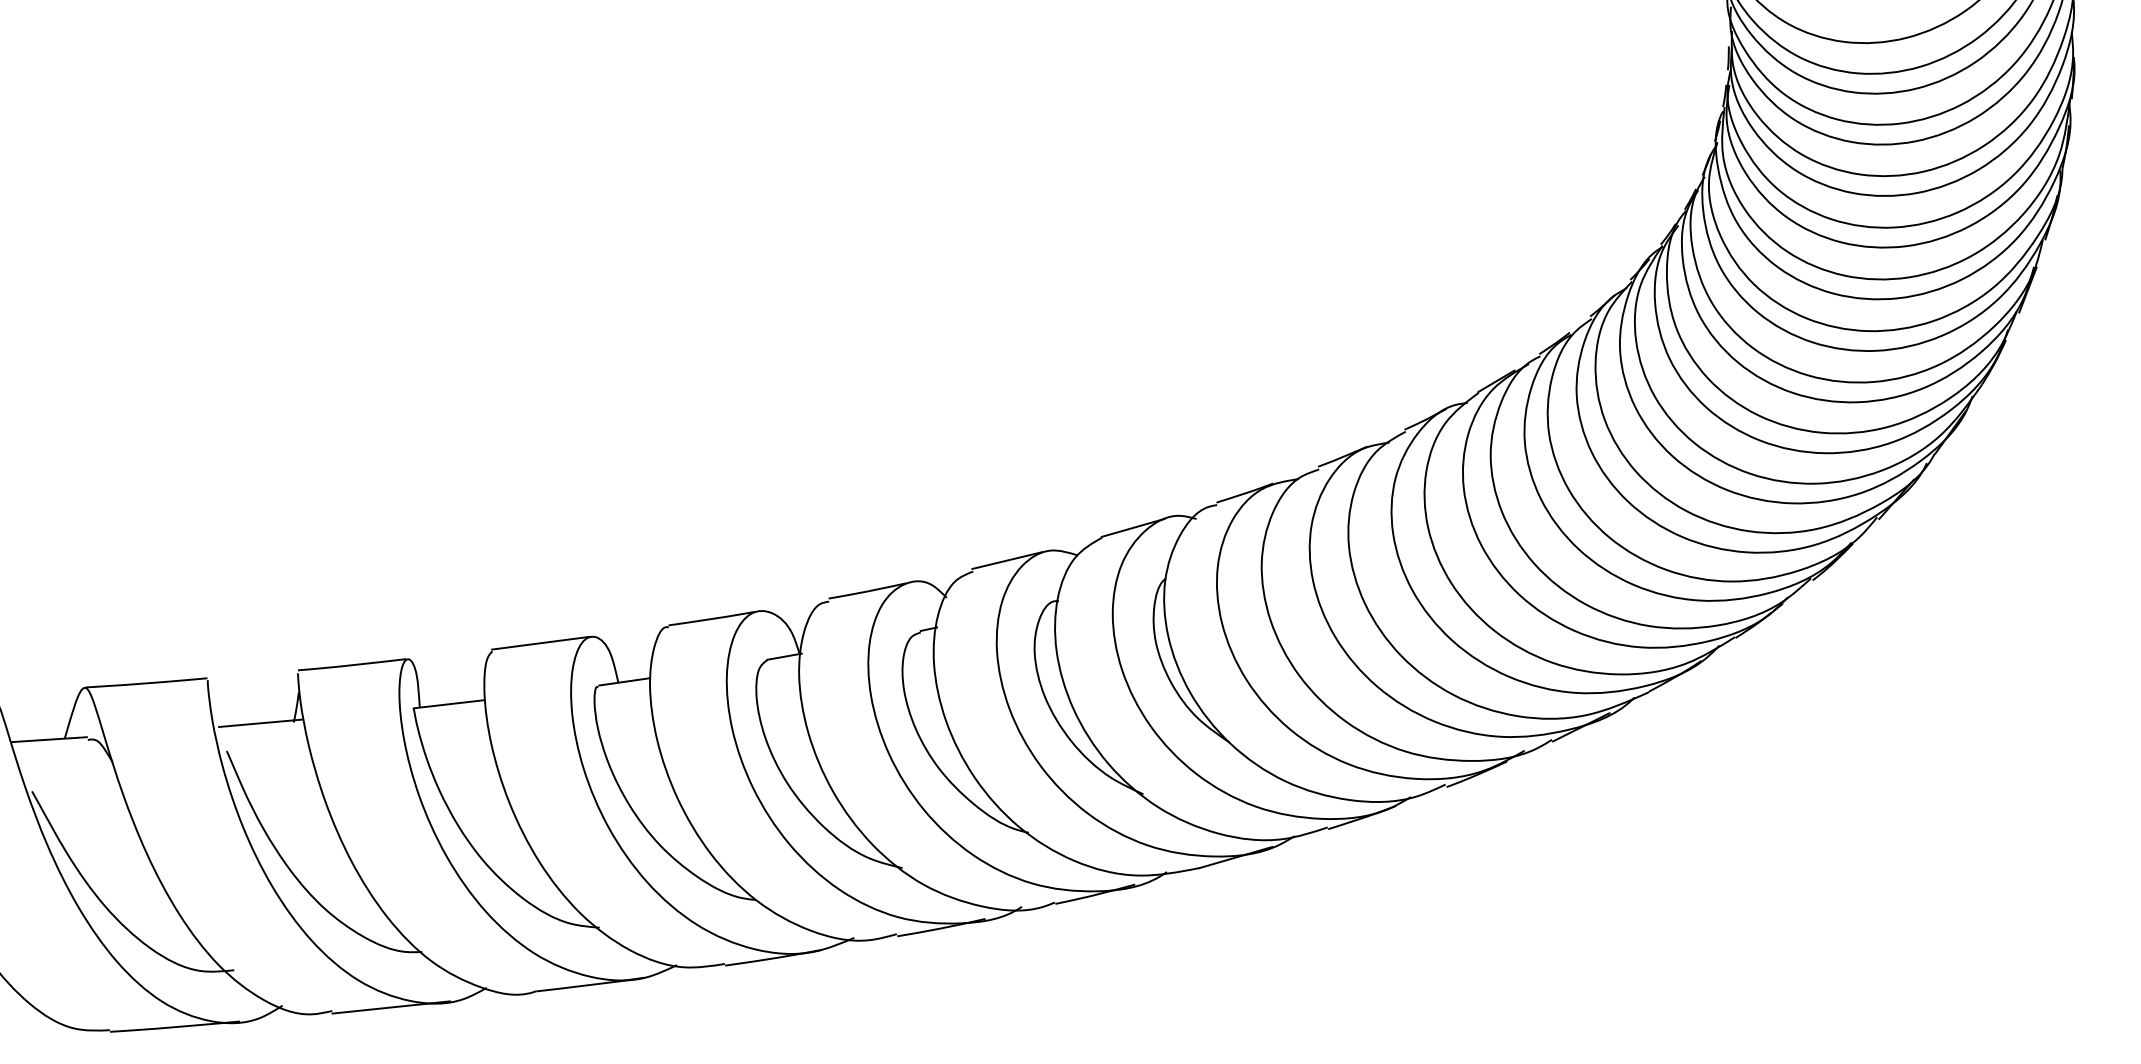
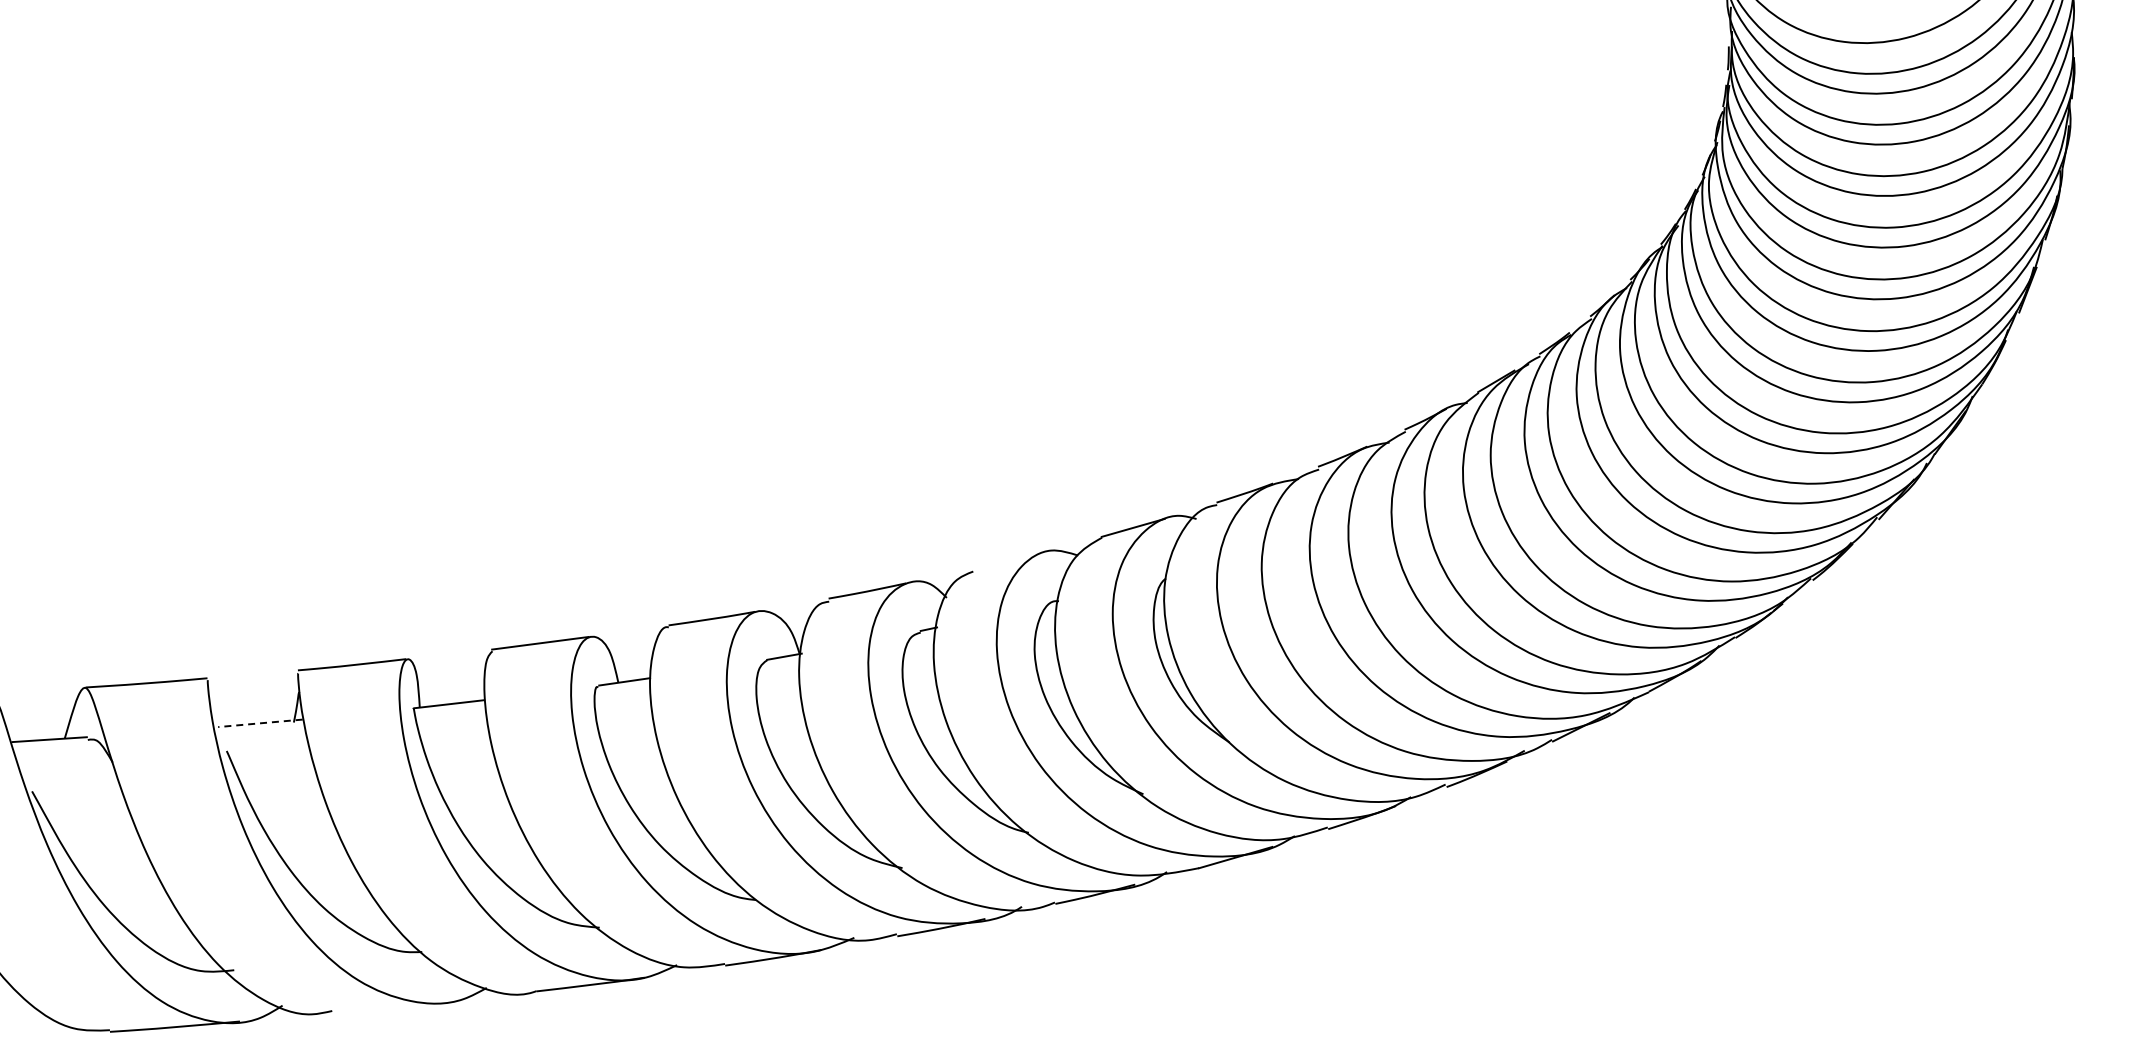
line: present -> none (1007, 560)
line: solid -> dashed (259, 723)
line: present -> none (390, 1007)
